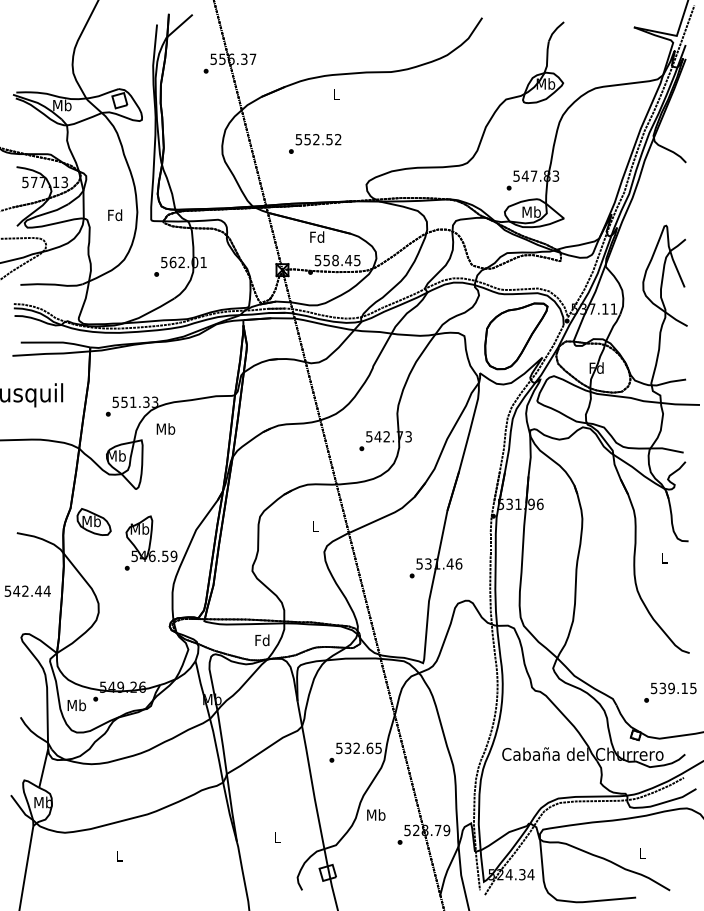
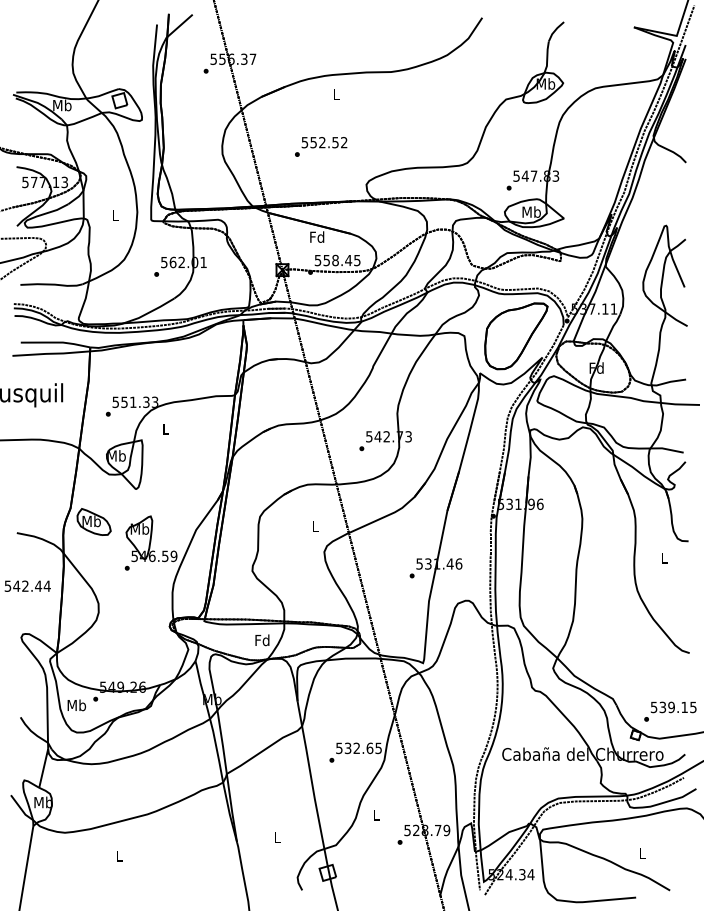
text position: (315, 143) -> (321, 146) (321, 146)
text: Fd -> L (115, 215)
text: Mb -> L (165, 428)
text position: (27, 590) -> (27, 585) (27, 585)
text position: (670, 692) -> (670, 711) (670, 711)
text: Mb -> L (376, 814)
